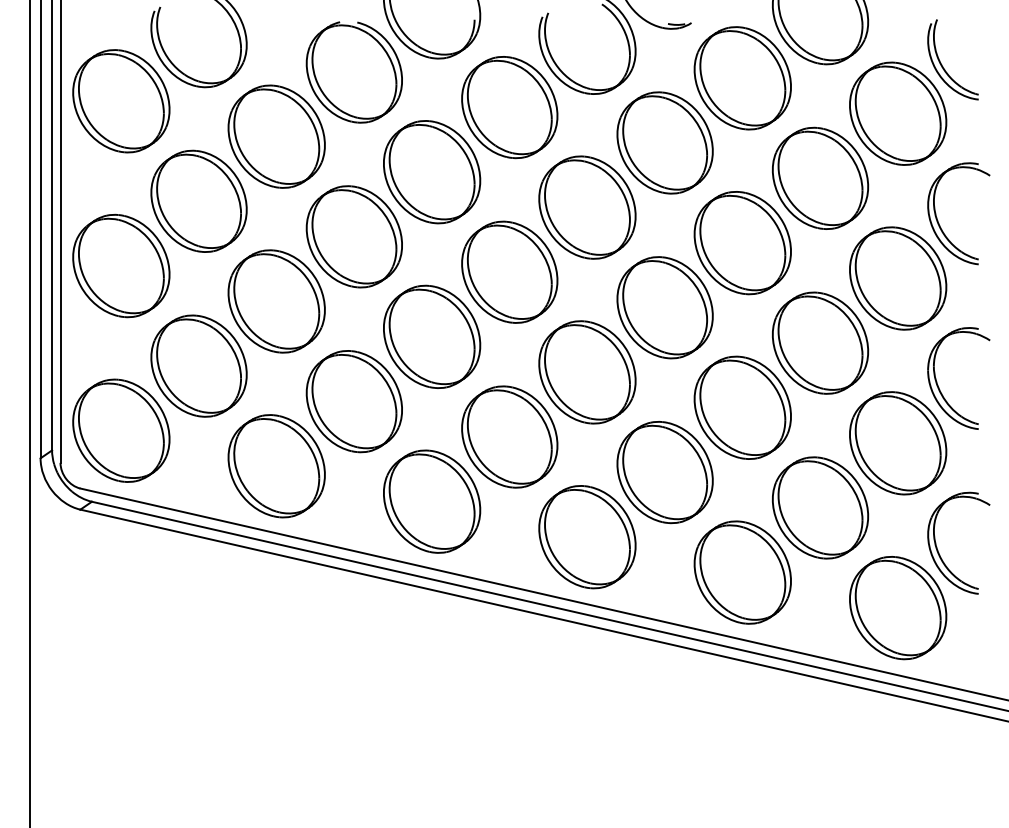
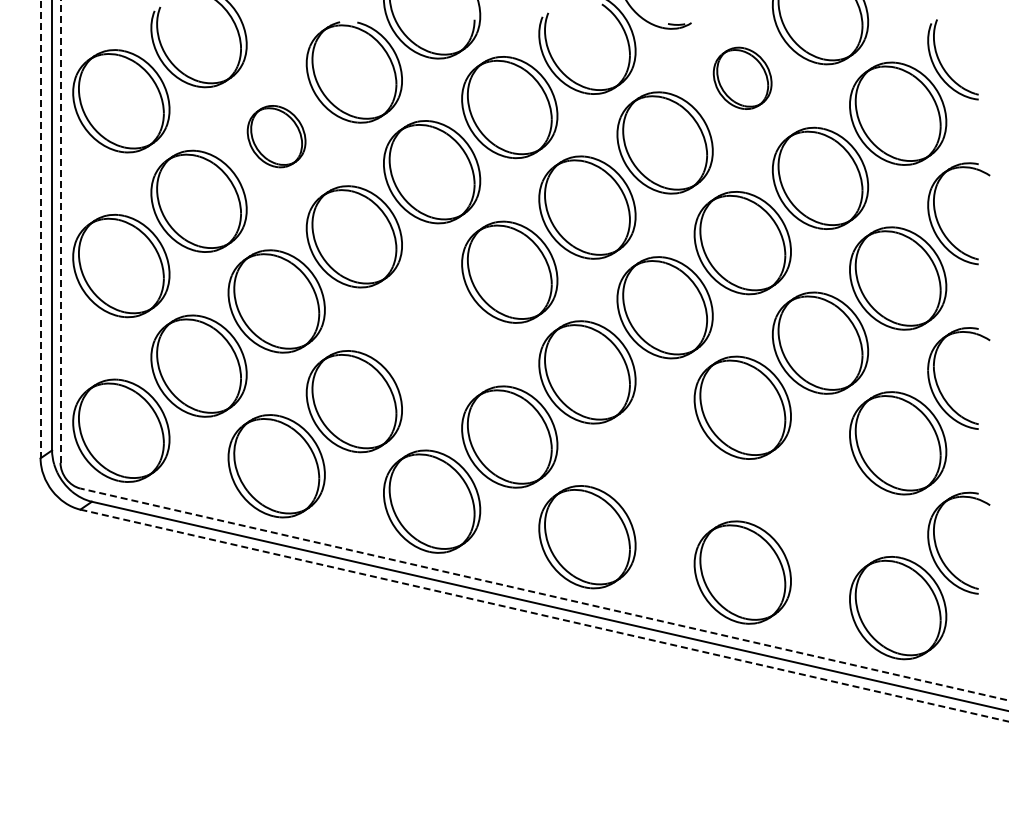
part size: 99x105 px -> 61x64 px (742, 77)
part size: 99x105 px -> 61x64 px (276, 136)
line: solid -> dashed (40, 229)
line: solid -> dashed (60, 231)
part: present -> none (432, 336)
line: present -> none (30, 413)
part: present -> none (664, 472)
part: present -> none (820, 507)
line: solid -> dashed (544, 594)
line: solid -> dashed (544, 615)
